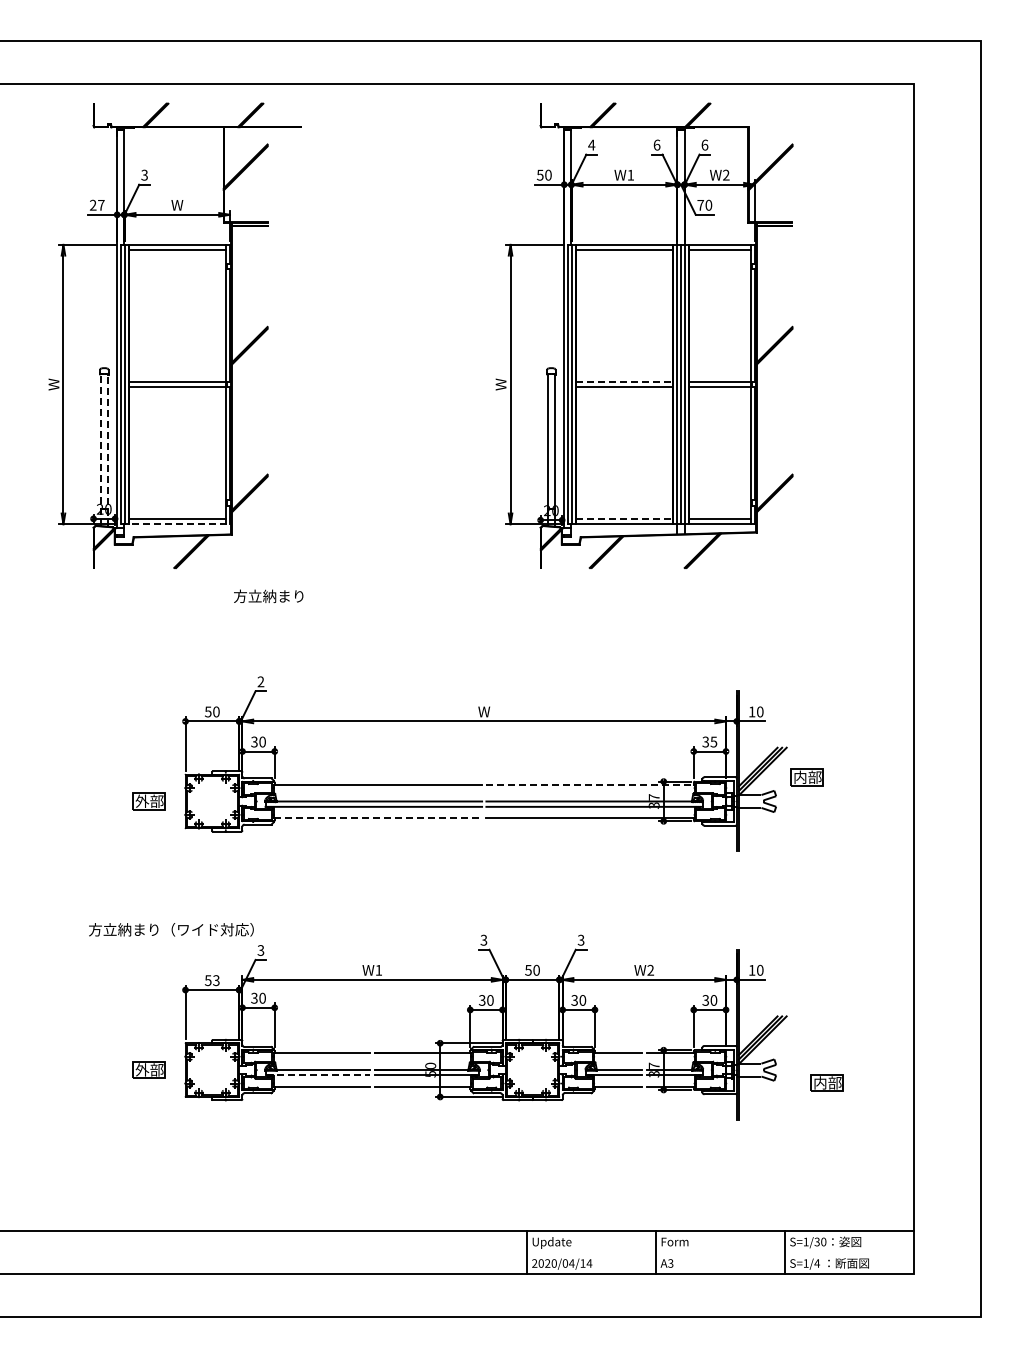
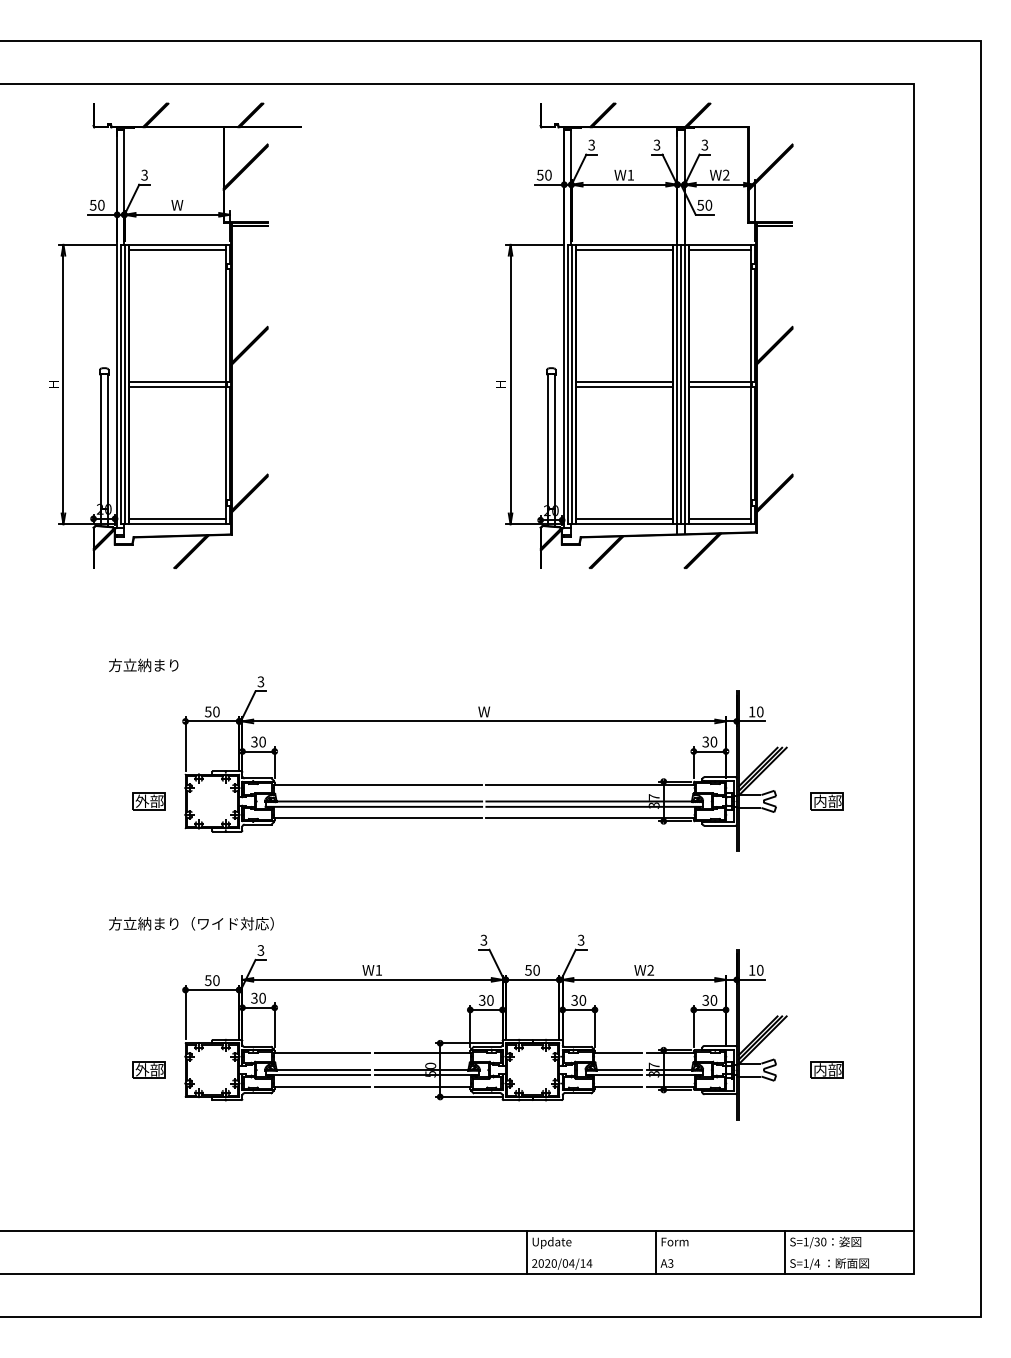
text: 4 -> 3 (591, 144)
text: 6 -> 3 (656, 144)
text: 6 -> 3 (704, 144)
text: 27 -> 50 (96, 204)
text: 70 -> 50 (700, 205)
line: dashed -> solid (624, 382)
text: W -> H (53, 384)
text: W -> H (500, 384)
line: dashed -> solid (107, 449)
line: dashed -> solid (100, 450)
line: dashed -> solid (624, 519)
line: dashed -> solid (175, 524)
text position: (268, 595) -> (143, 664) (143, 664)
text: 2 -> 3 (260, 682)
text: 35 -> 30 (713, 741)
part position: (806, 777) -> (826, 801) (826, 801)
line: dashed -> solid (591, 784)
line: dashed -> solid (378, 818)
text position: (171, 929) -> (191, 923) (191, 923)
text: 53 -> 50 (216, 980)
line: dashed -> solid (318, 1075)
part position: (826, 1082) -> (826, 1069) (826, 1069)
